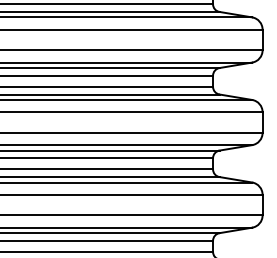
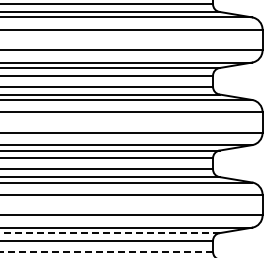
line: solid -> dashed (109, 233)
line: solid -> dashed (106, 251)
